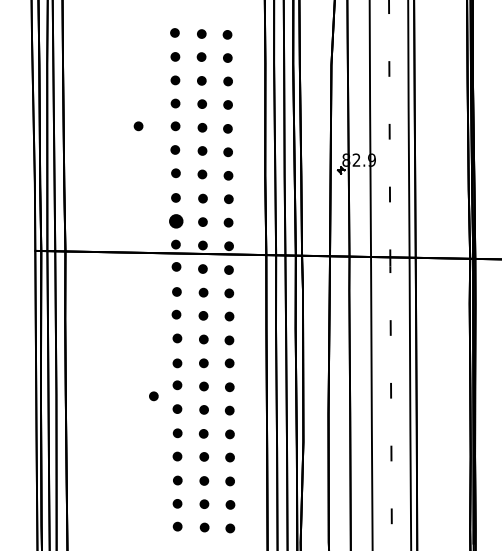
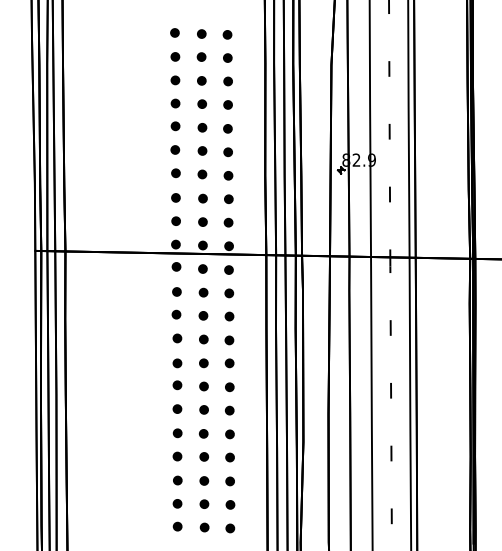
part: present -> none (138, 126)
part size: 15x15 px -> 10x10 px (175, 220)
part: present -> none (153, 396)
